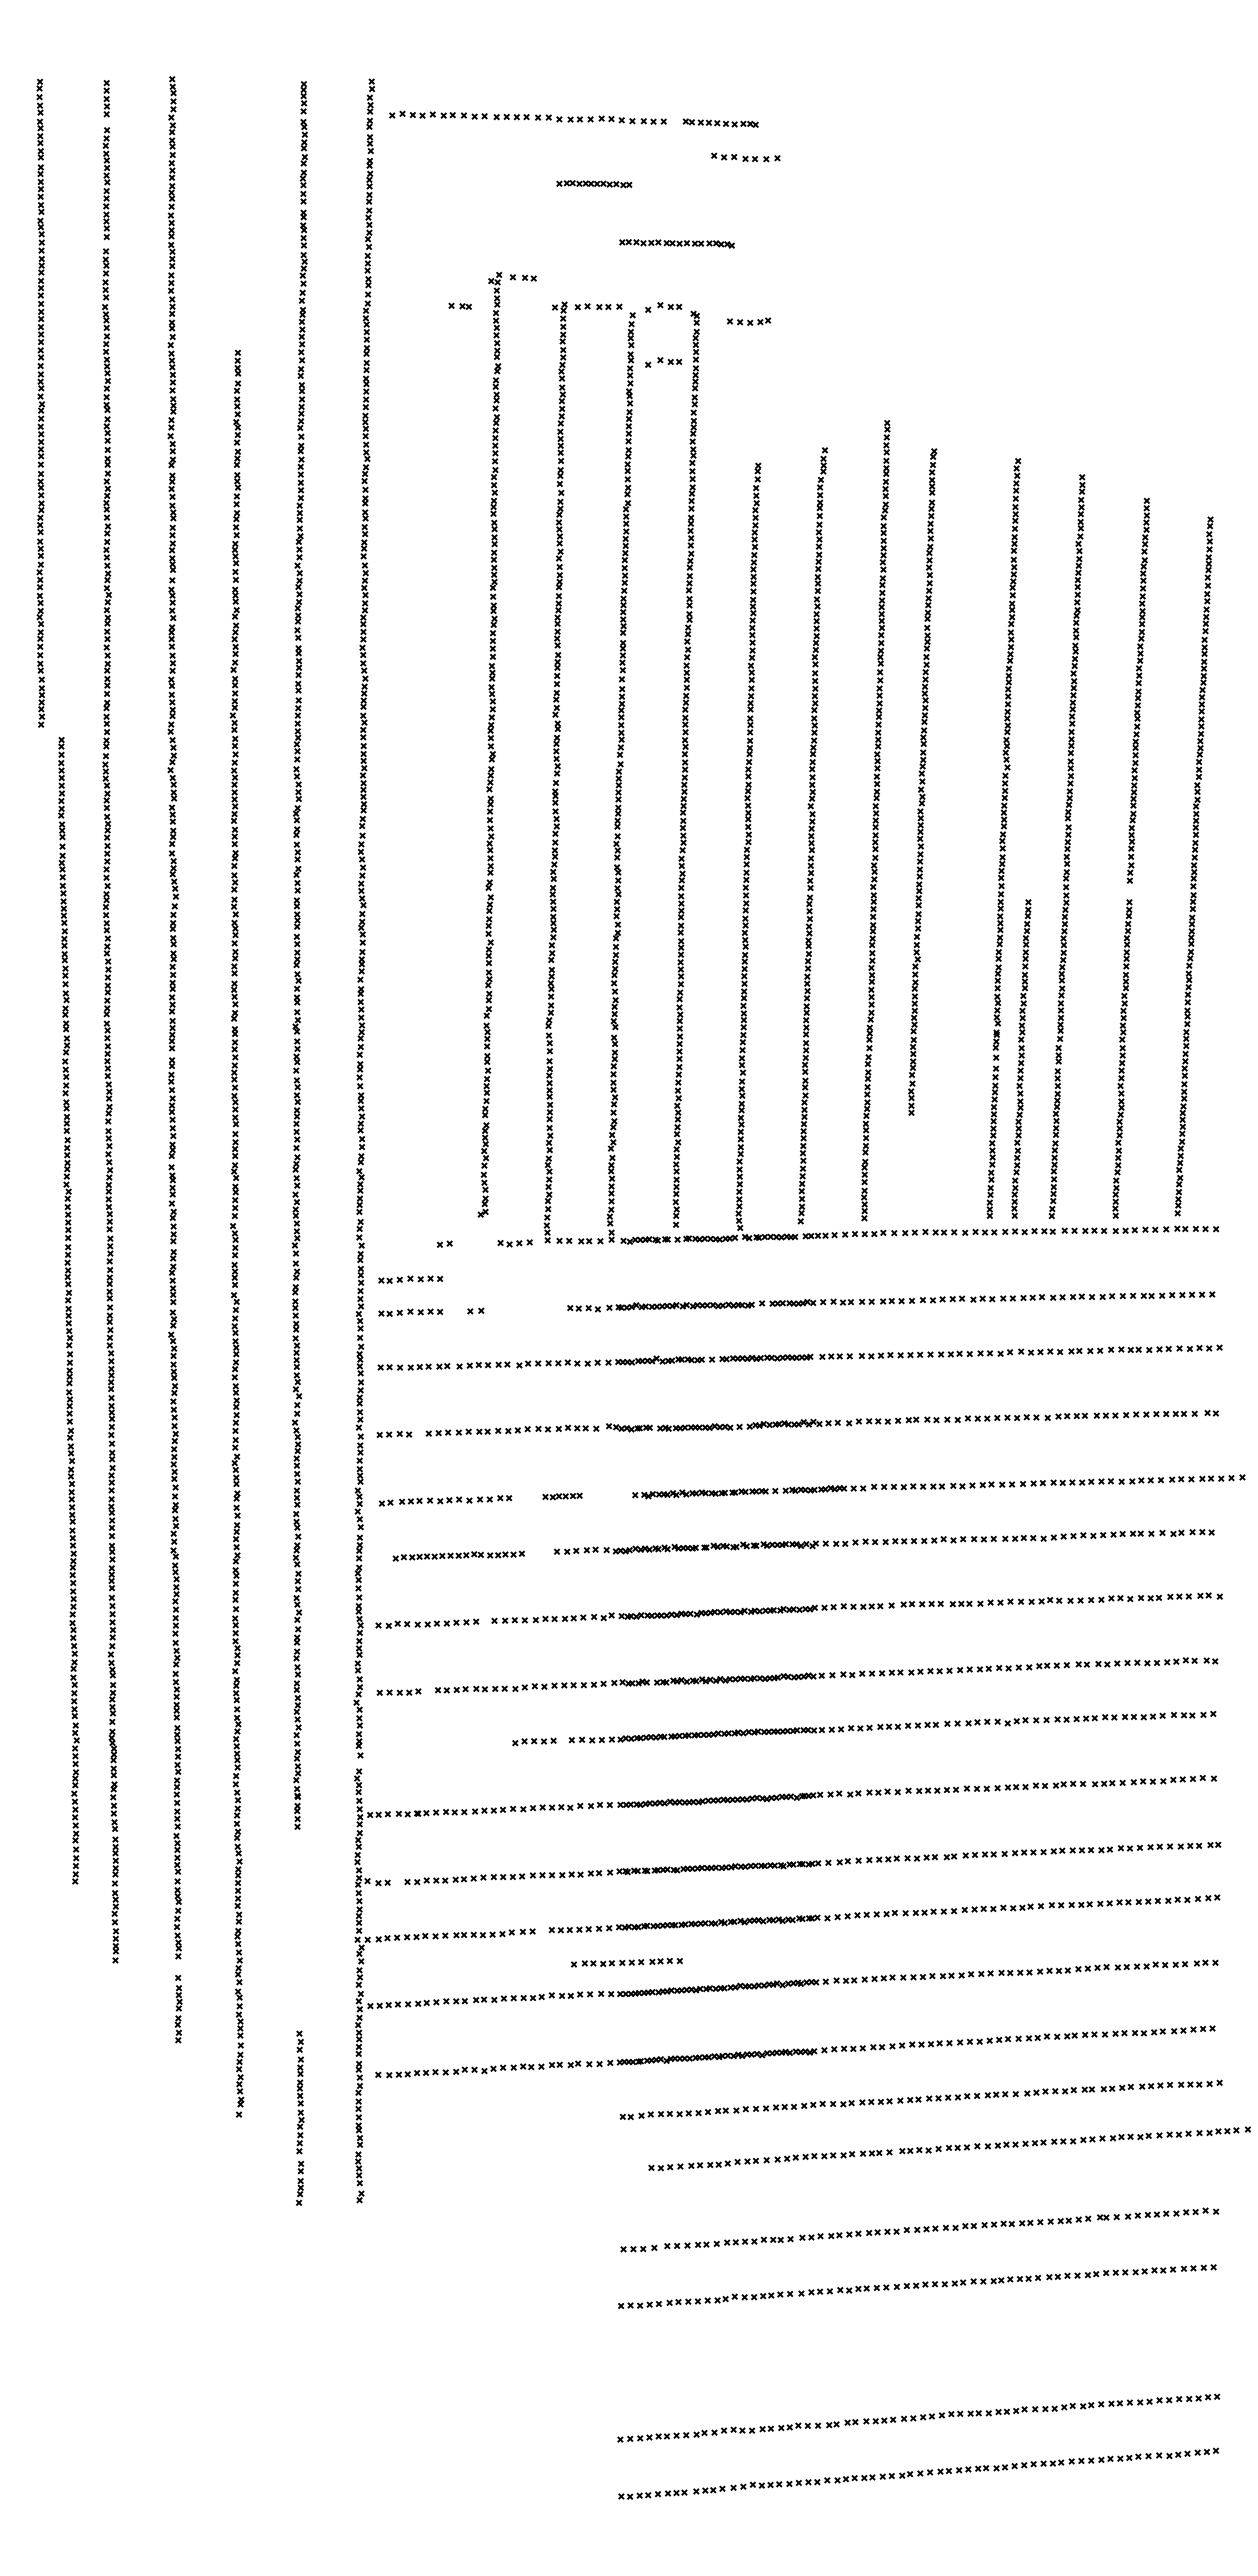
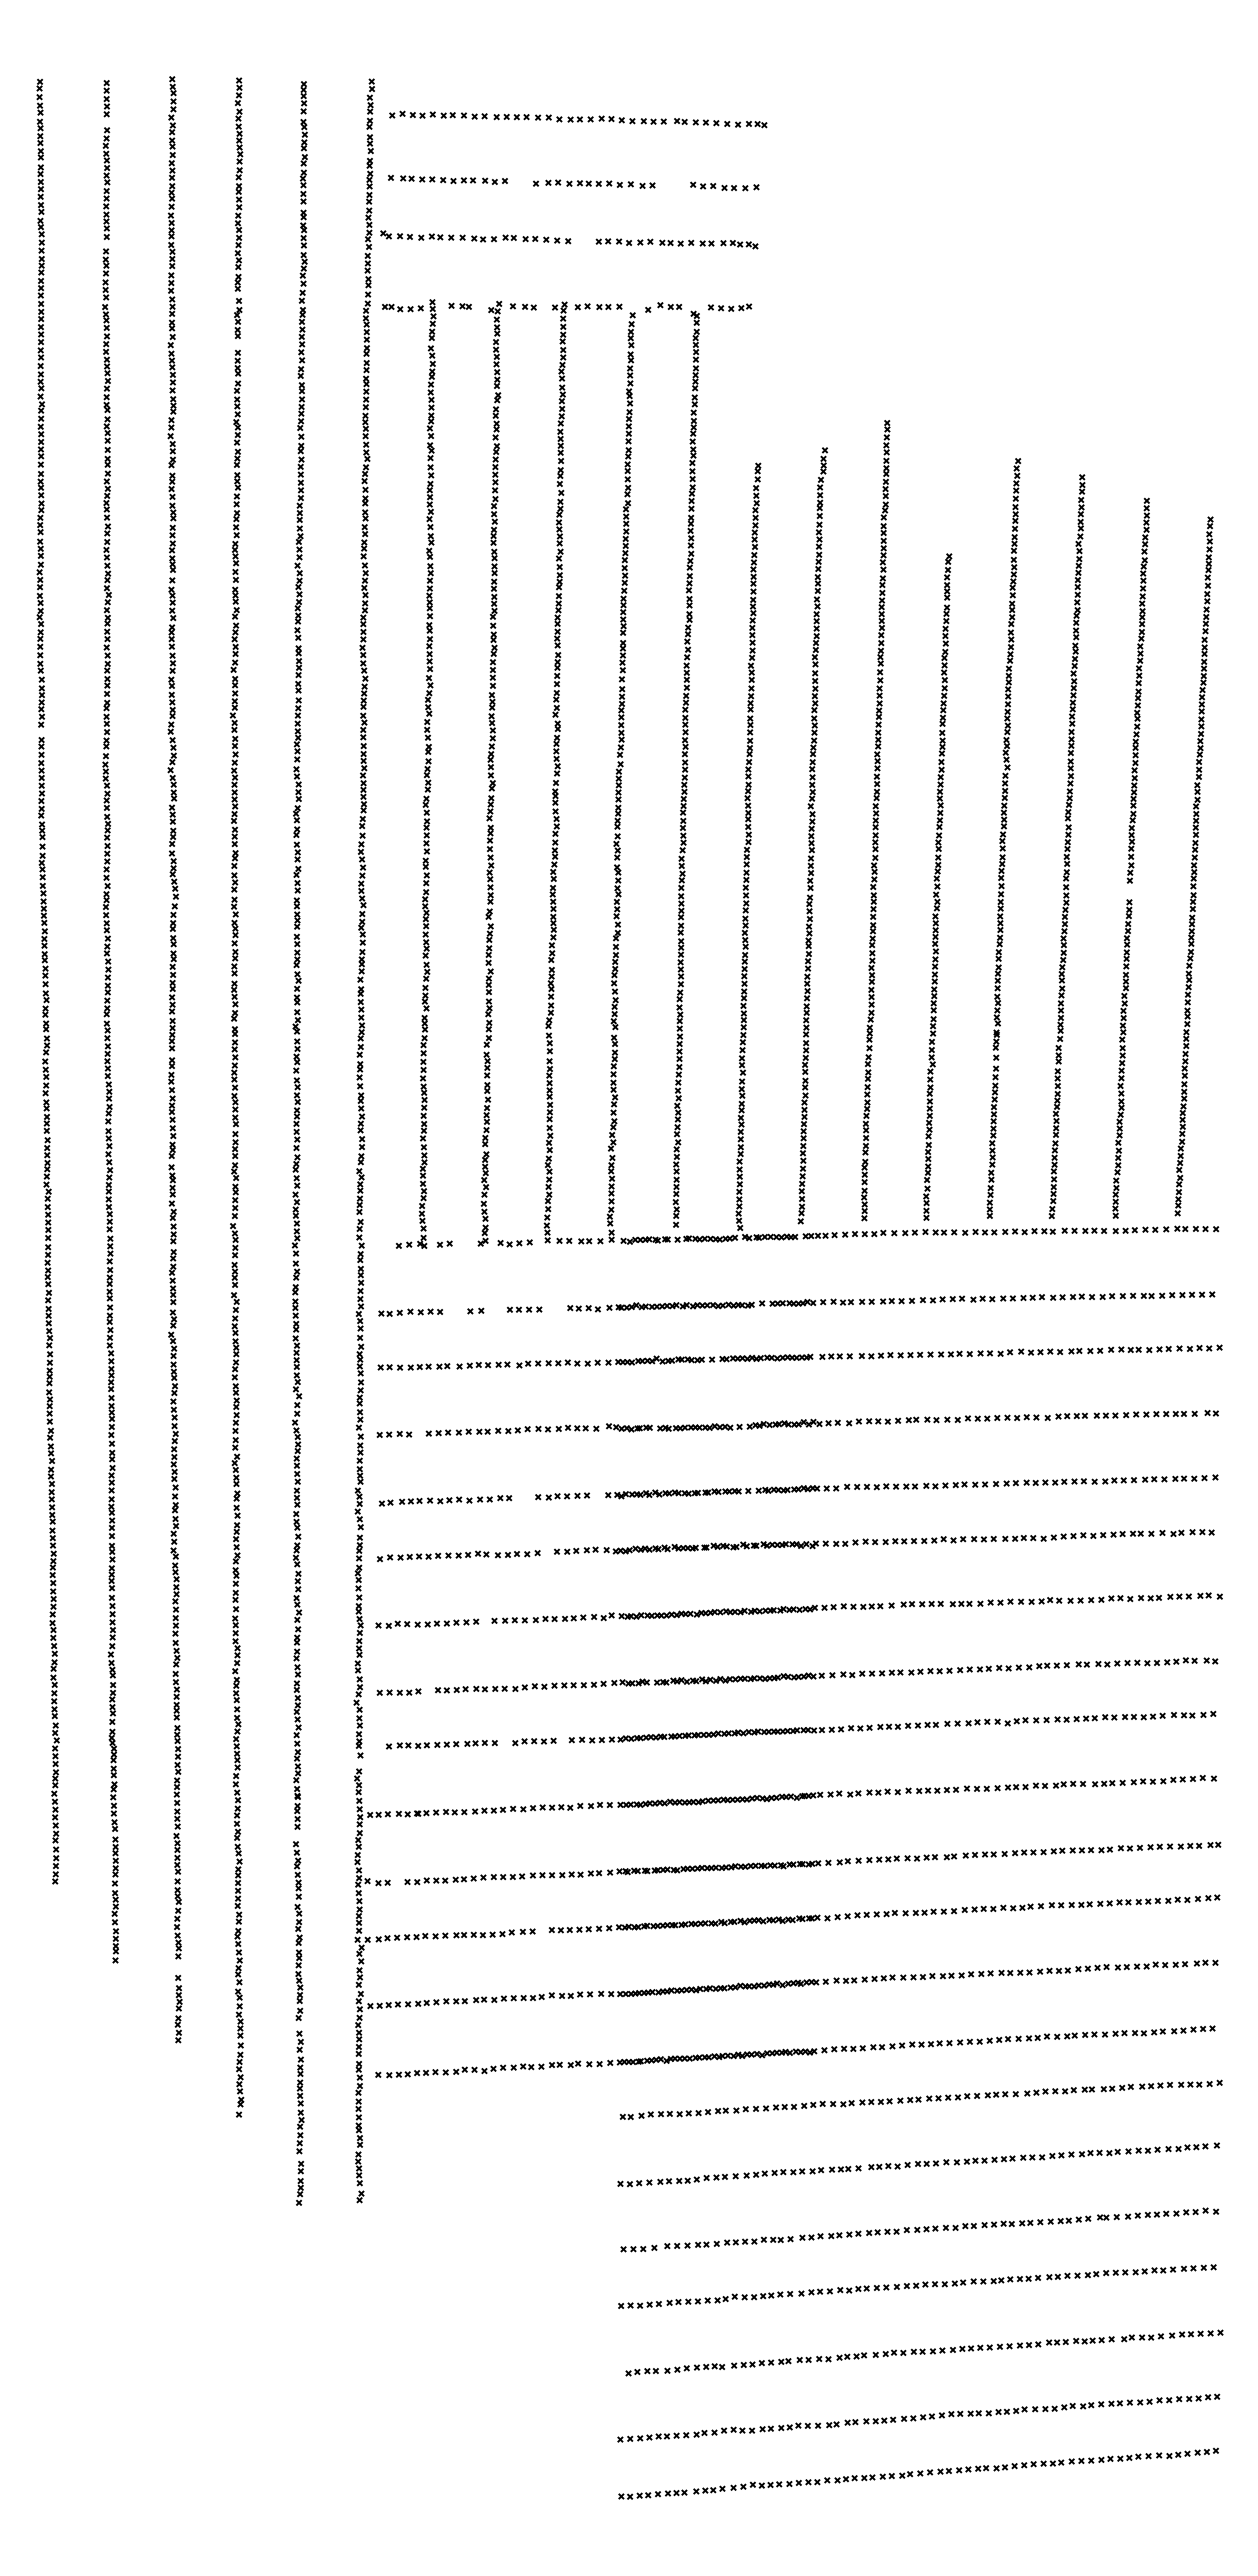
part size: 77x10 px -> 94x11 px (720, 123)
part position: (745, 157) -> (724, 186) (724, 186)
part: none -> present (447, 179)
part size: 77x9 px -> 123x10 px (594, 183)
part: none -> present (238, 207)
part: none -> present (475, 237)
part size: 116x10 px -> 164x12 px (676, 243)
part position: (749, 321) -> (730, 307) (730, 307)
part: present -> none (663, 362)
part position: (493, 744) -> (493, 773) (493, 773)
part: none -> present (423, 773)
part position: (922, 781) -> (937, 886) (937, 886)
part: present -> none (1021, 1058)
part: present -> none (410, 1279)
part: none -> present (524, 1309)
part position: (68, 1310) -> (48, 1310) (48, 1310)
part position: (938, 1486) -> (911, 1486) (911, 1486)
part size: 41x9 px -> 55x9 px (562, 1496)
part size: 133x12 px -> 164x13 px (458, 1556)
part: none -> present (298, 1930)
part position: (626, 1962) -> (441, 1744) (441, 1744)
part position: (949, 2148) -> (918, 2164) (918, 2164)
part: none -> present (924, 2352)
